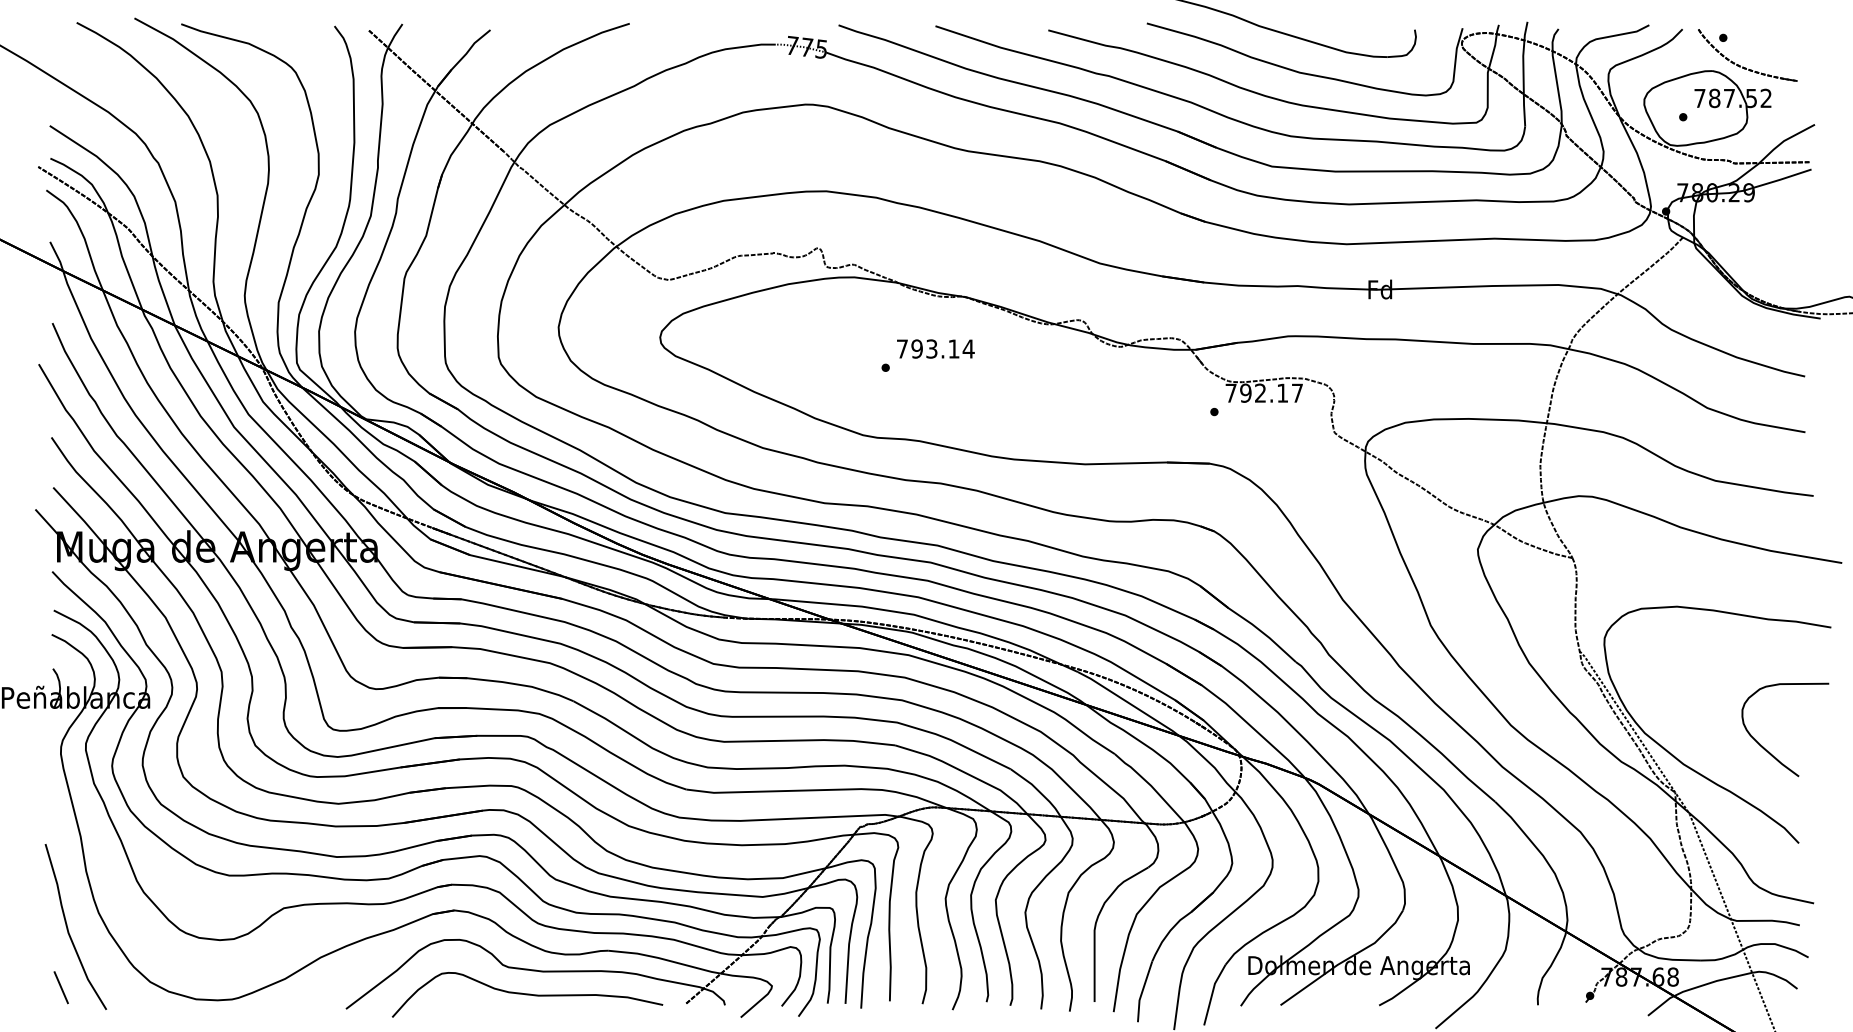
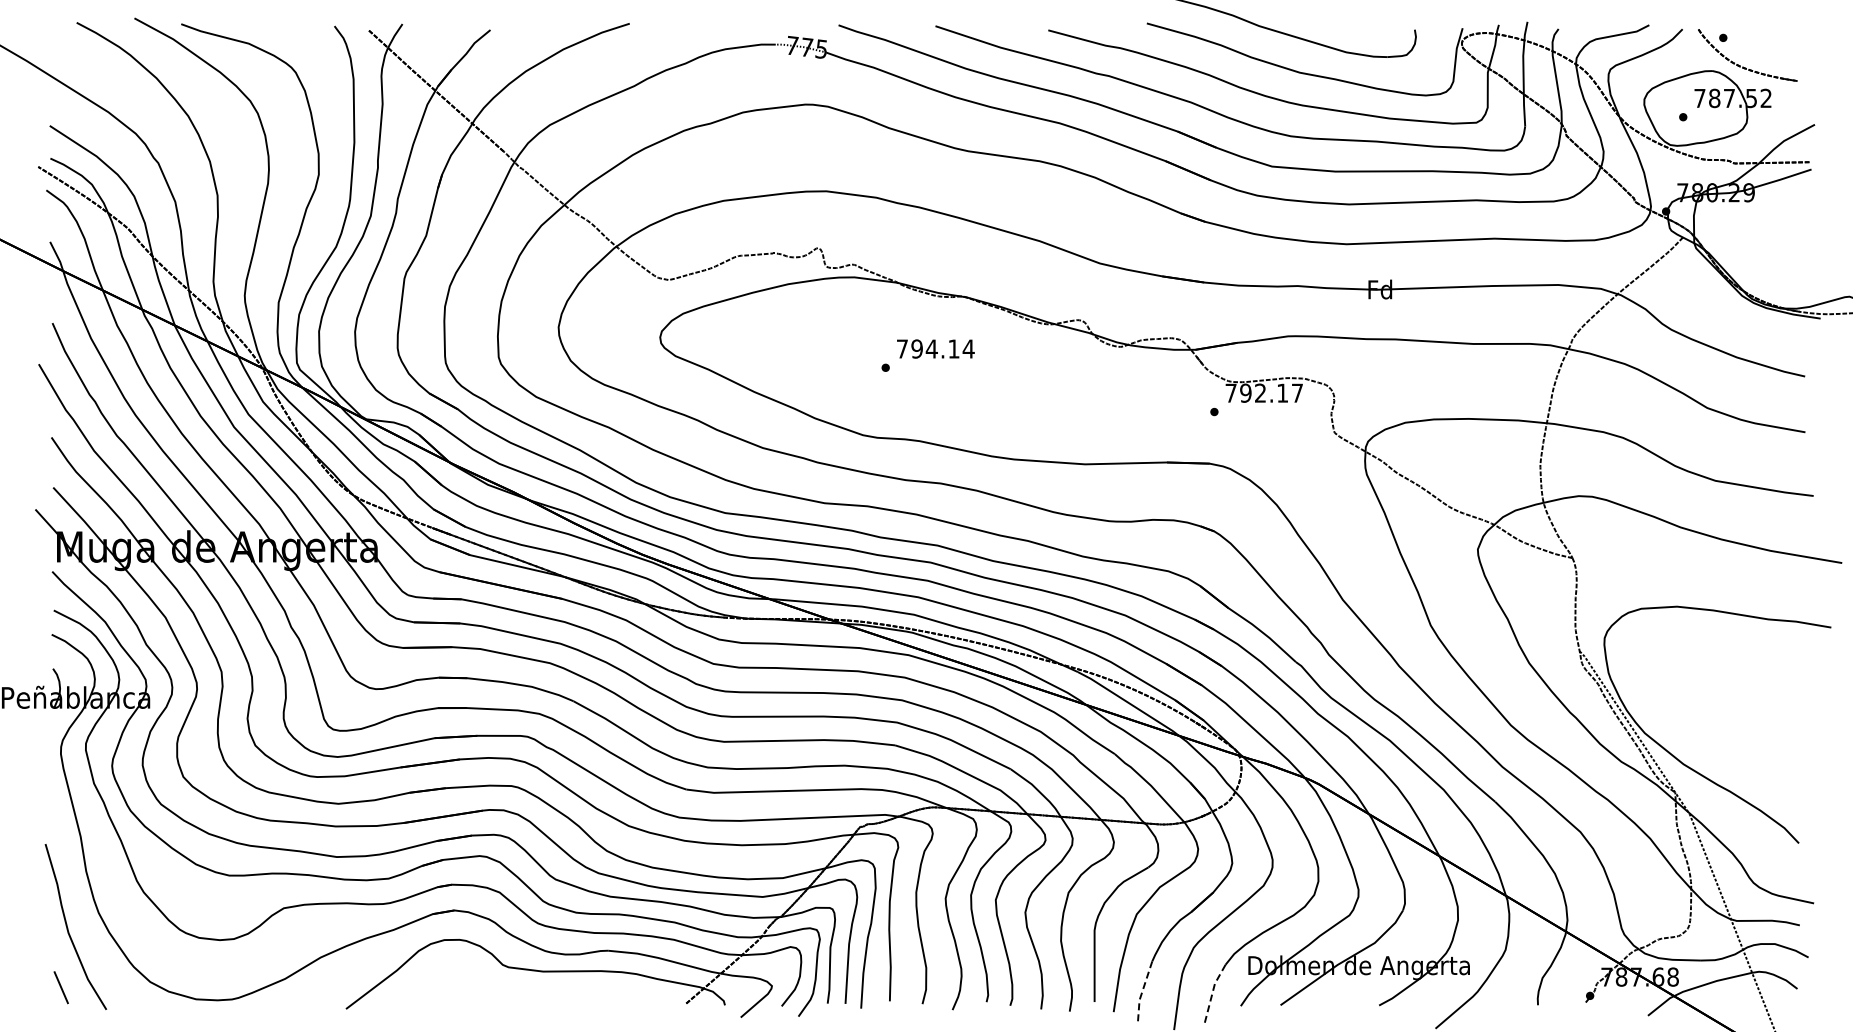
text: 793.14 -> 794.14 (931, 348)
curve: present -> none (1769, 751)
line: solid -> dashed (1142, 992)
curve: present -> none (527, 994)
line: solid -> dashed (1212, 994)
